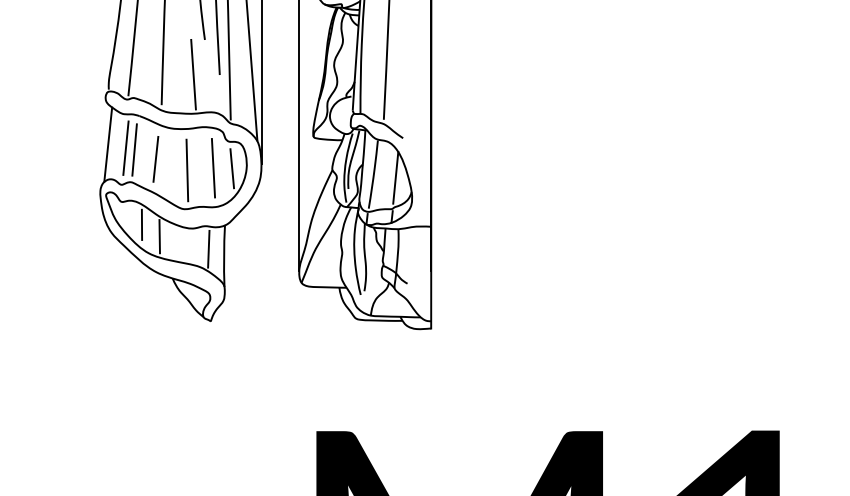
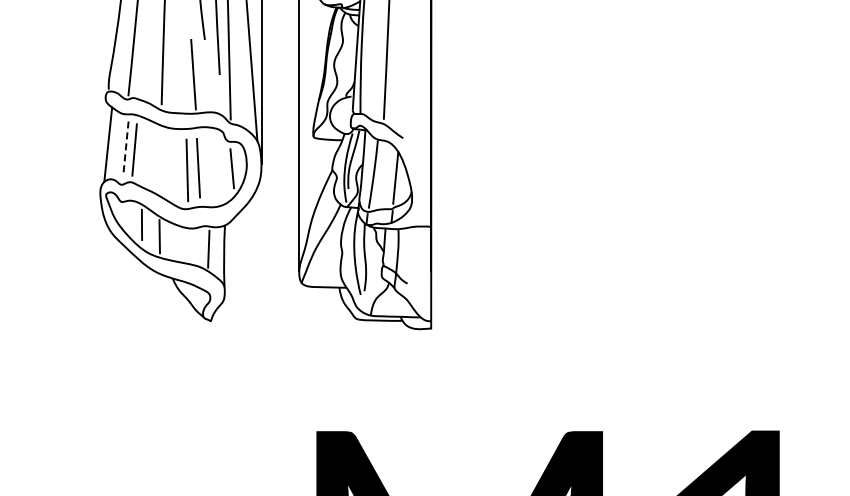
line: solid -> dashed (125, 148)
line: present -> none (155, 159)
line position: (213, 168) -> (198, 168) (198, 168)
